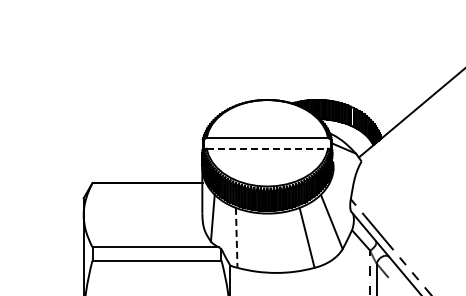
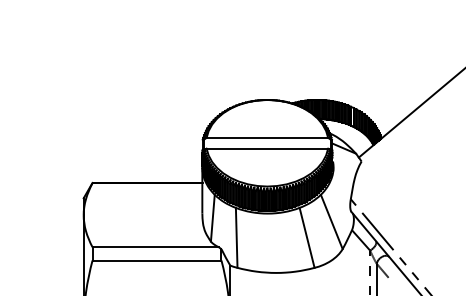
line: dashed -> solid (267, 148)
line: dashed -> solid (236, 237)
